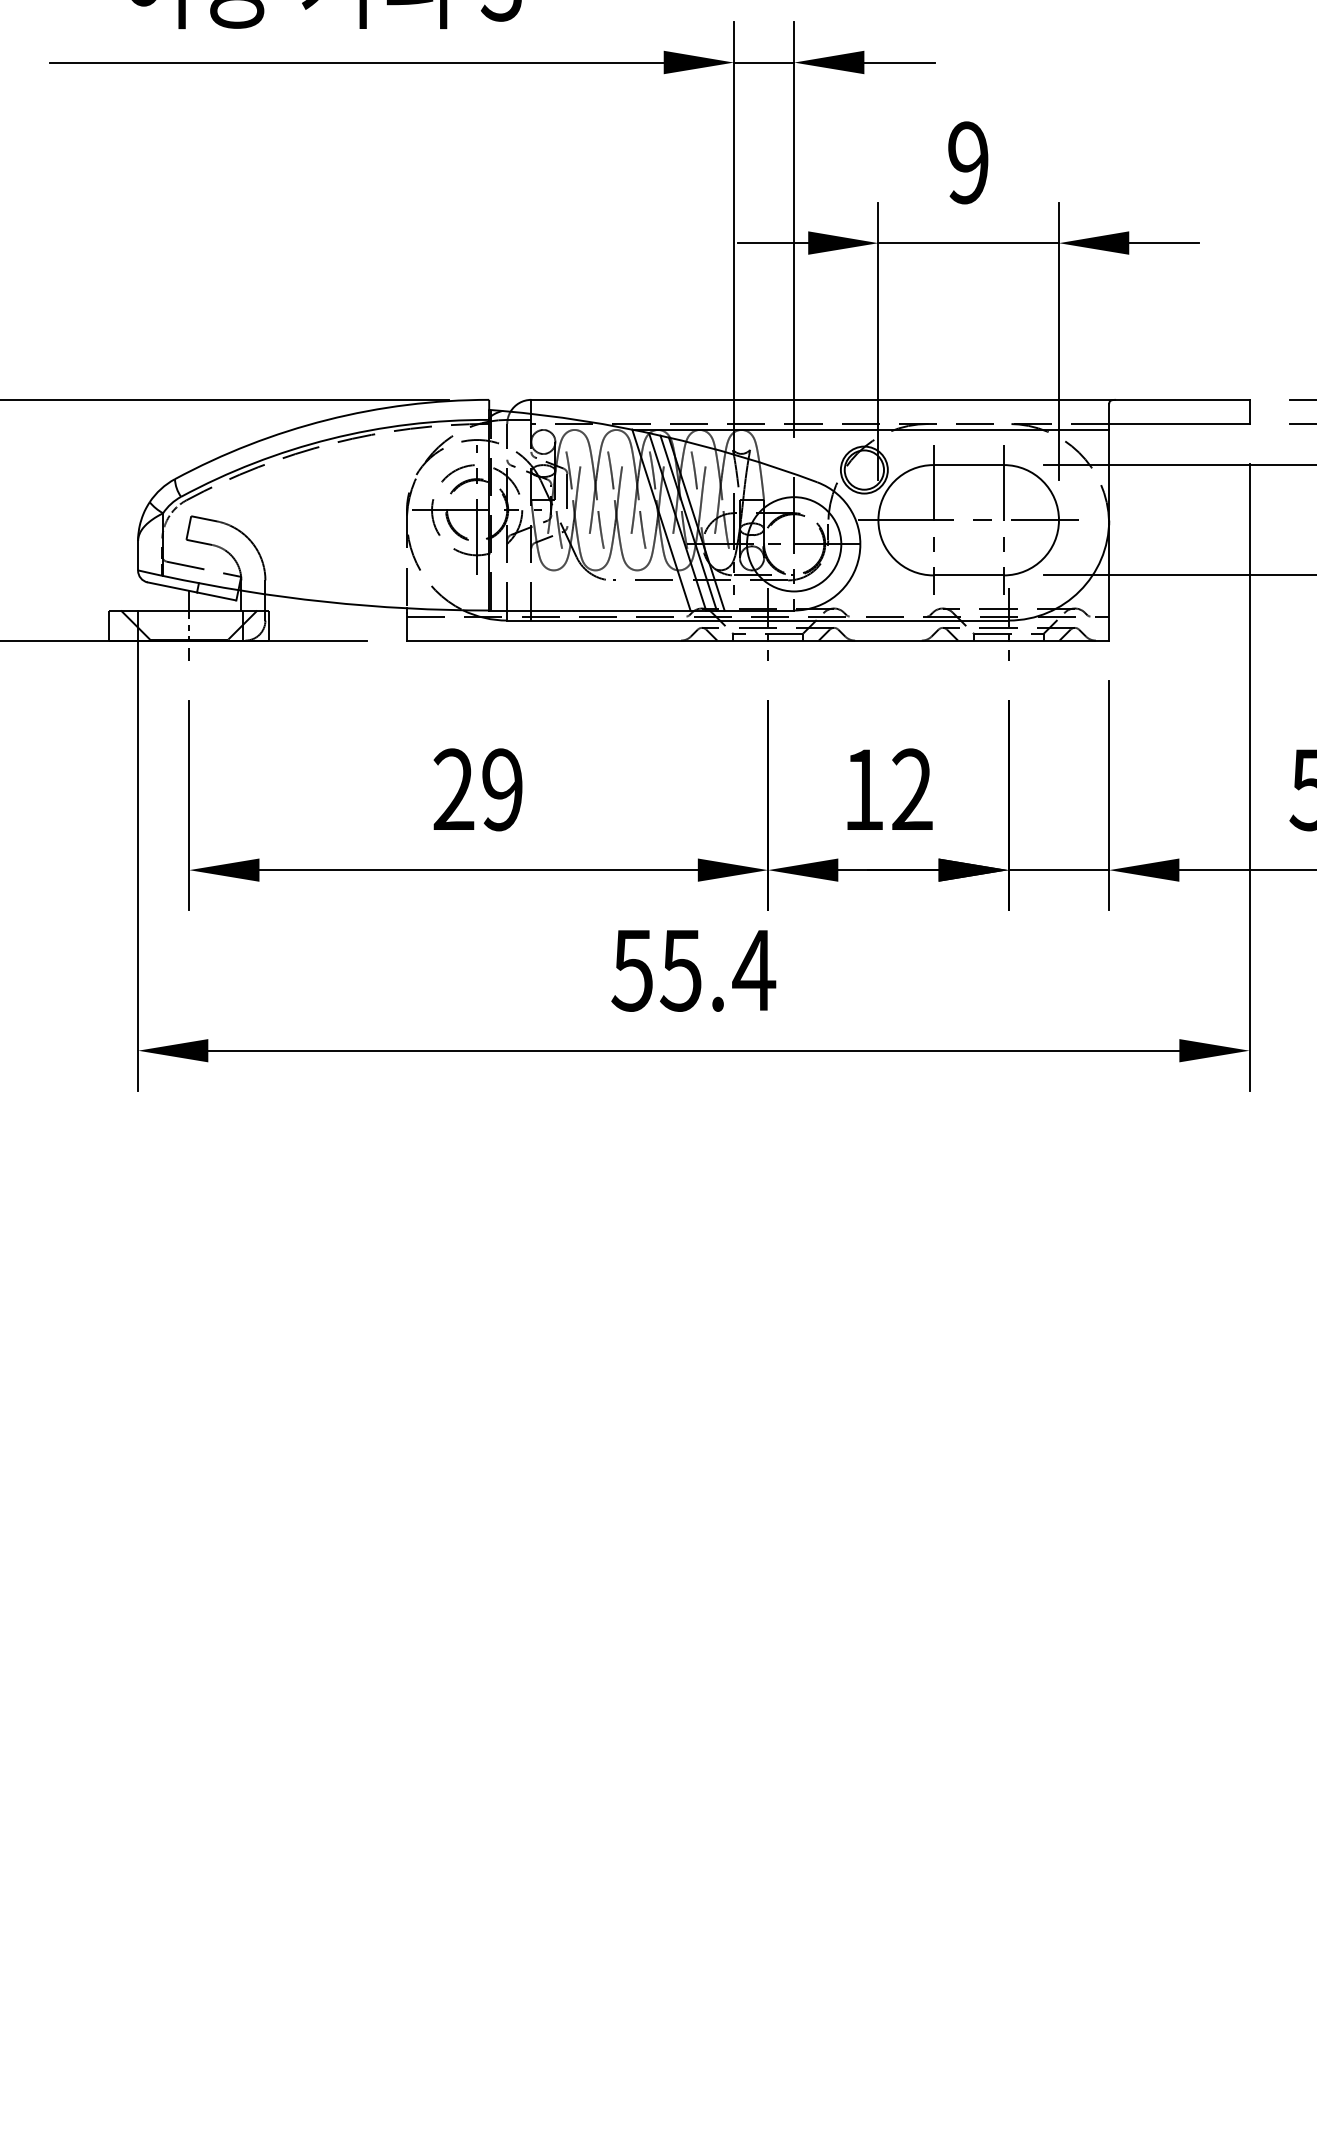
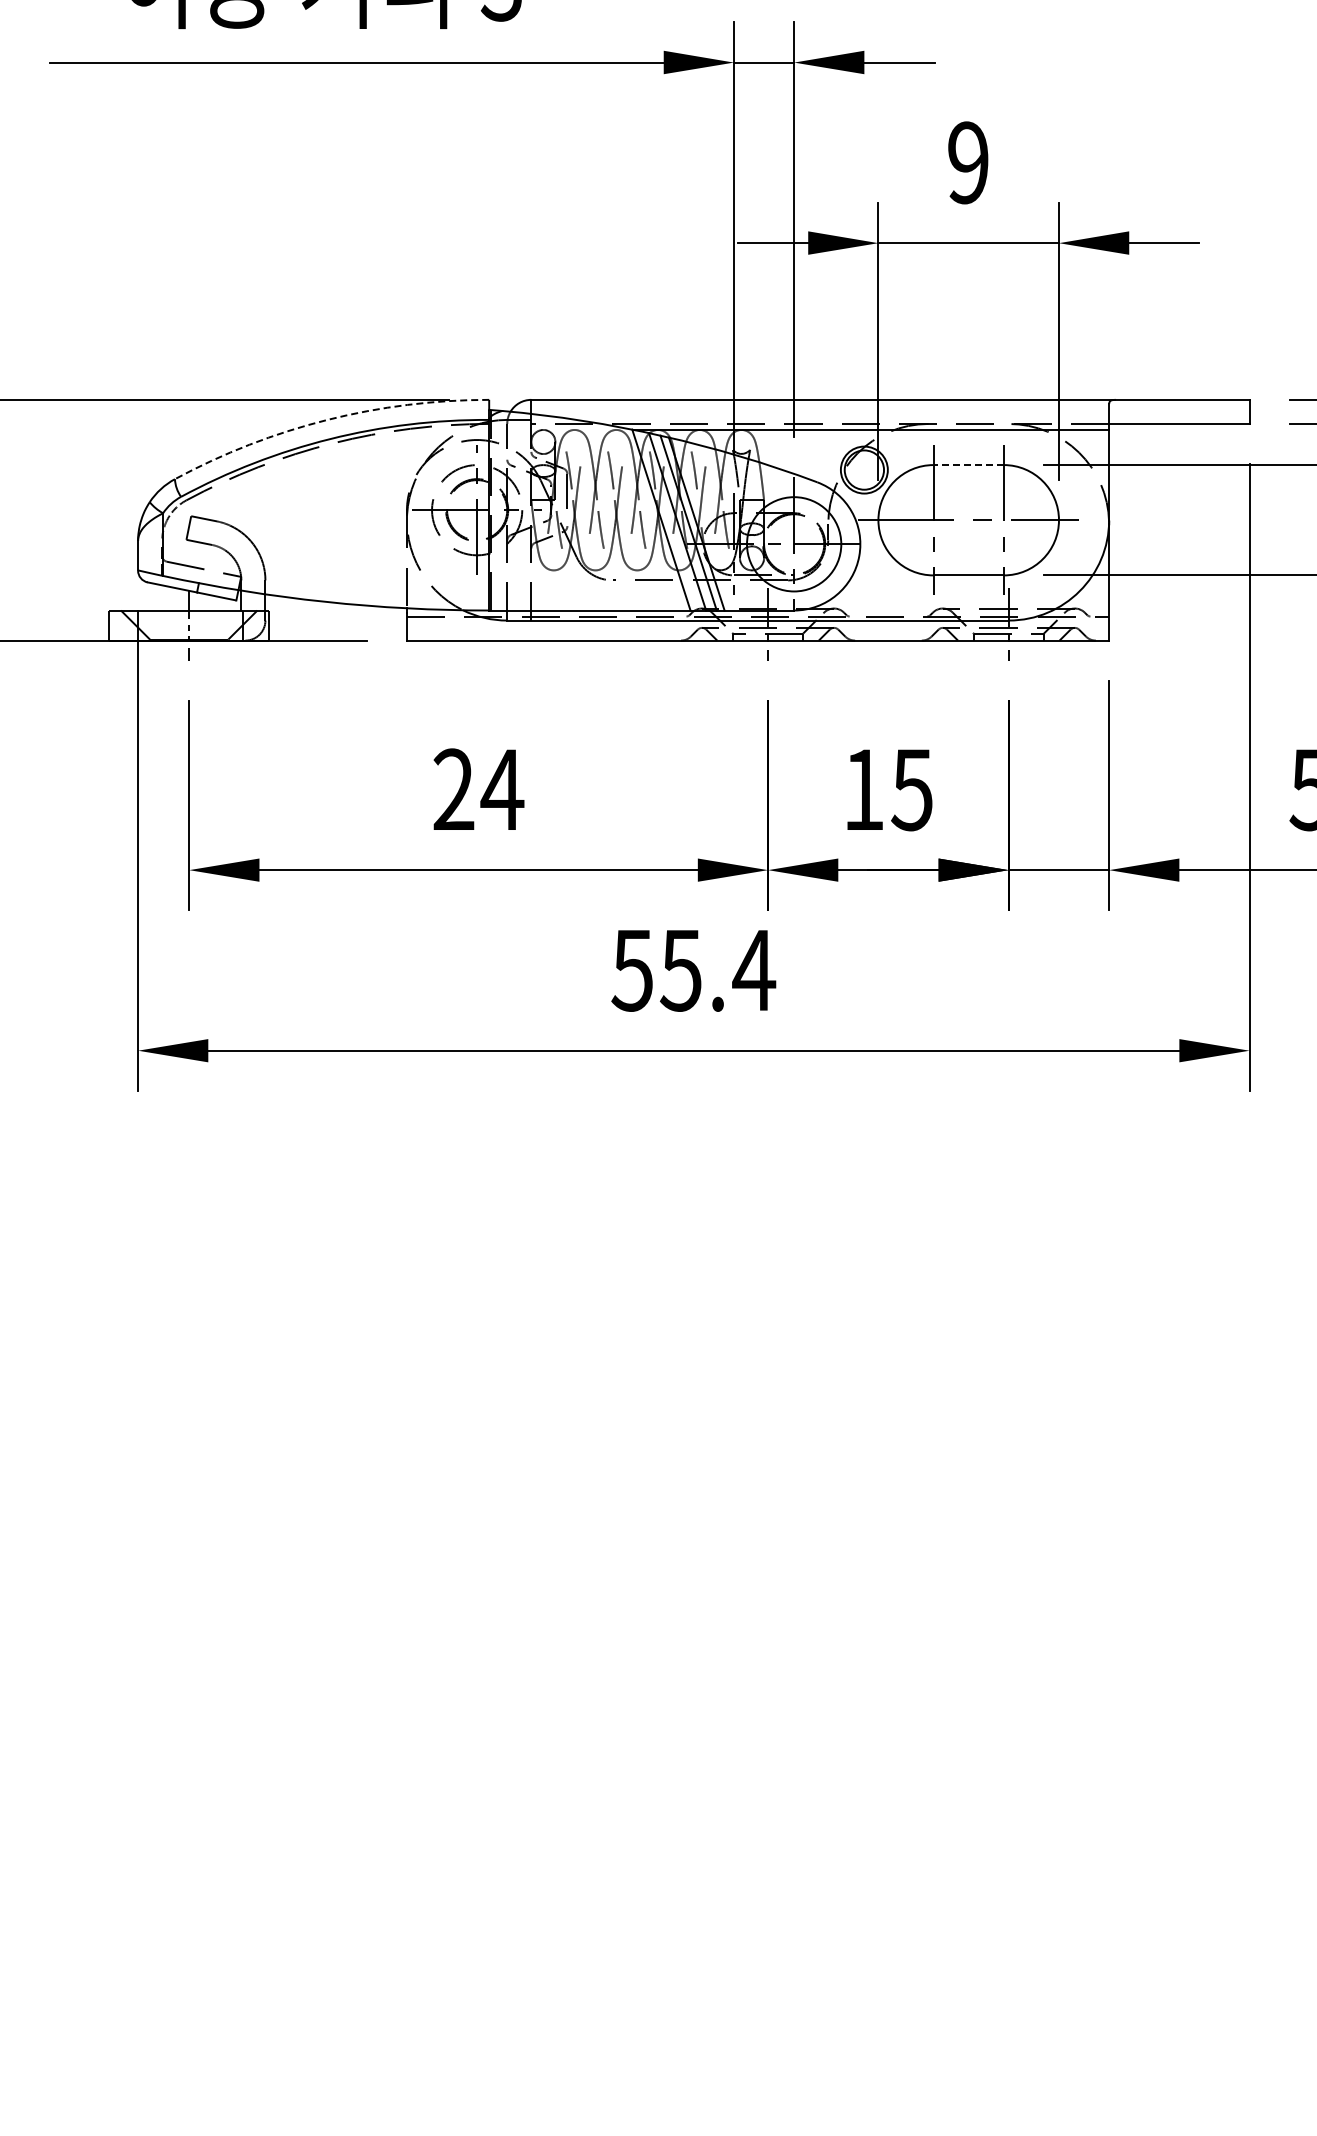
arc: solid -> dashed (327, 420)
line: solid -> dashed (968, 465)
text: 29 -> 24 (502, 789)
text: 12 -> 15 (911, 789)
